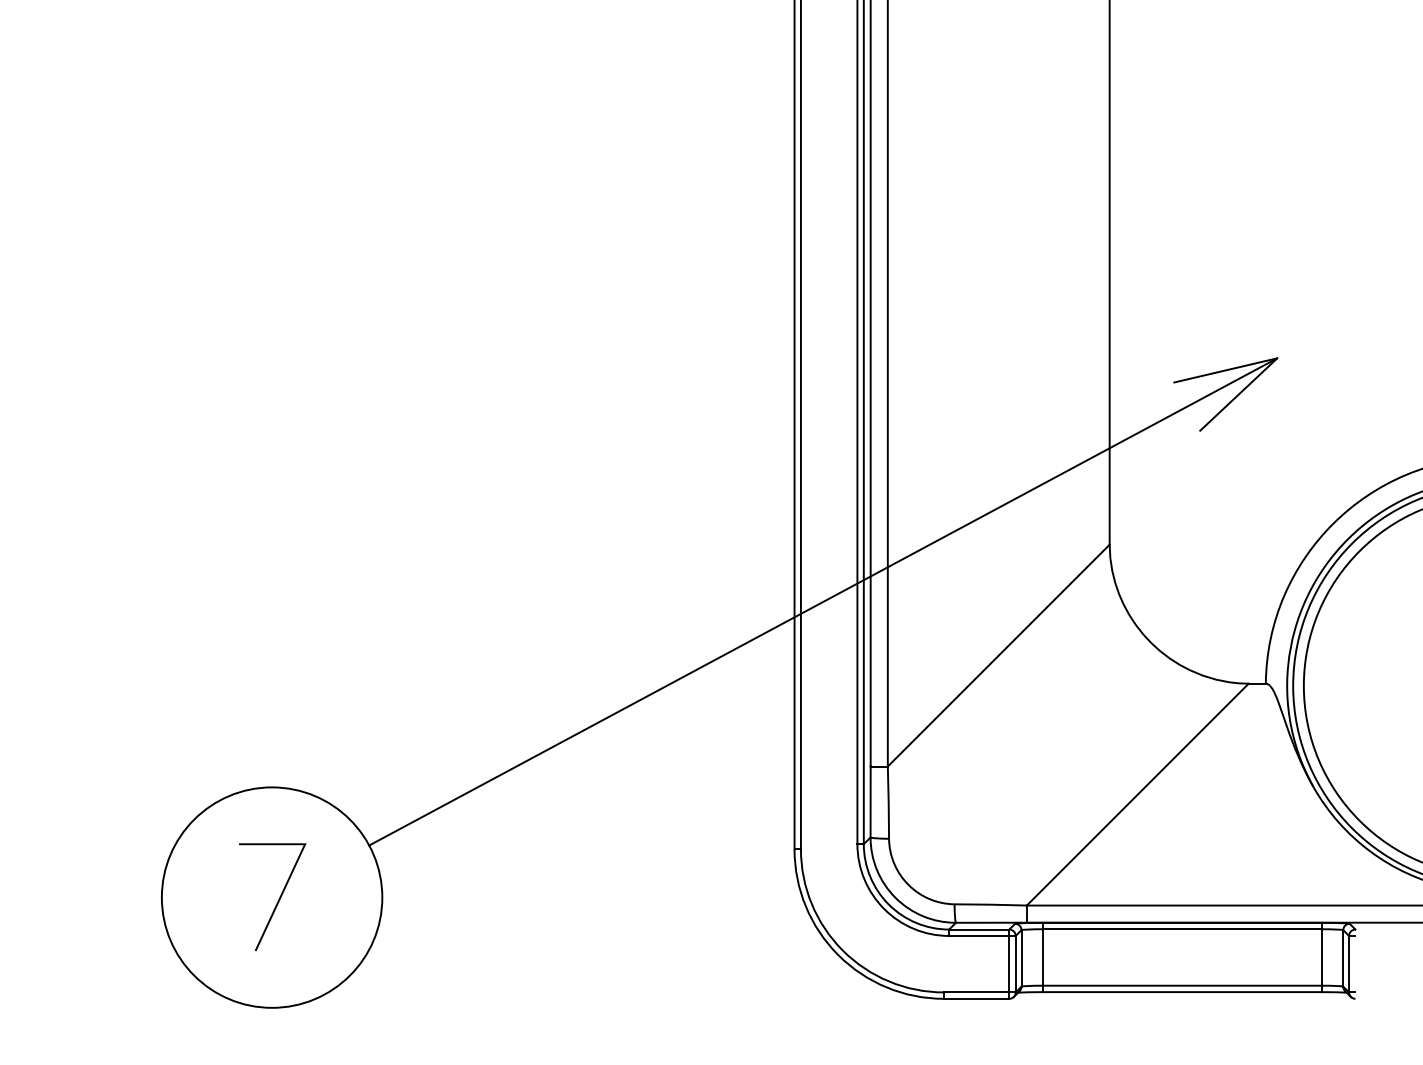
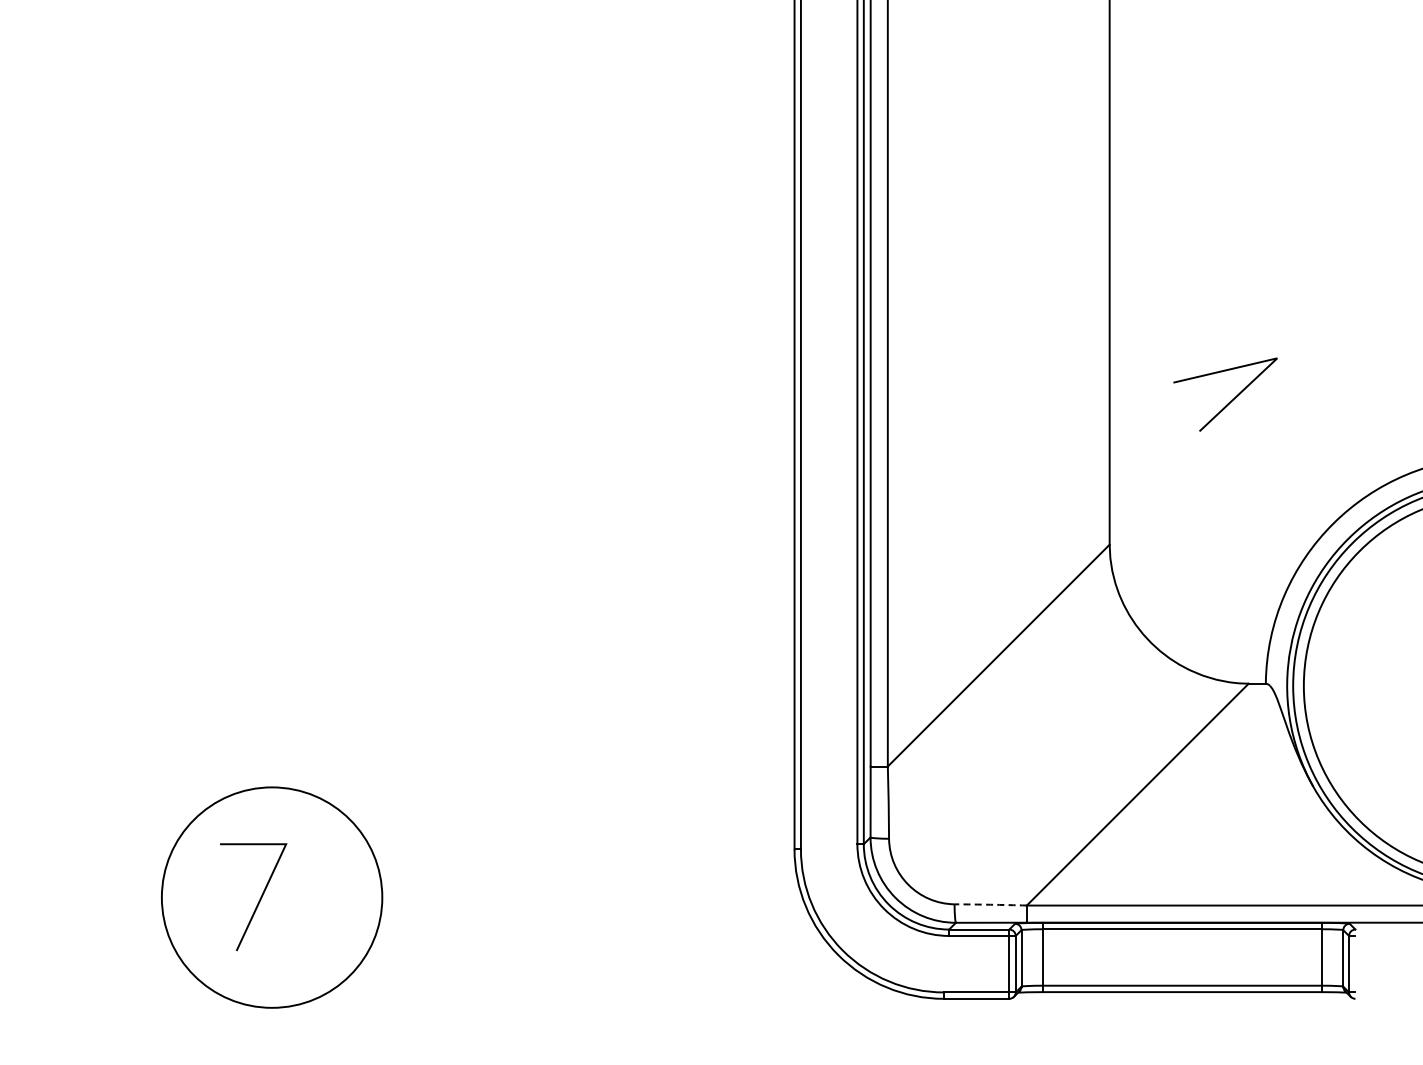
line: present -> none (823, 601)
line position: (278, 899) -> (259, 899) (259, 899)
arc: solid -> dashed (990, 904)
